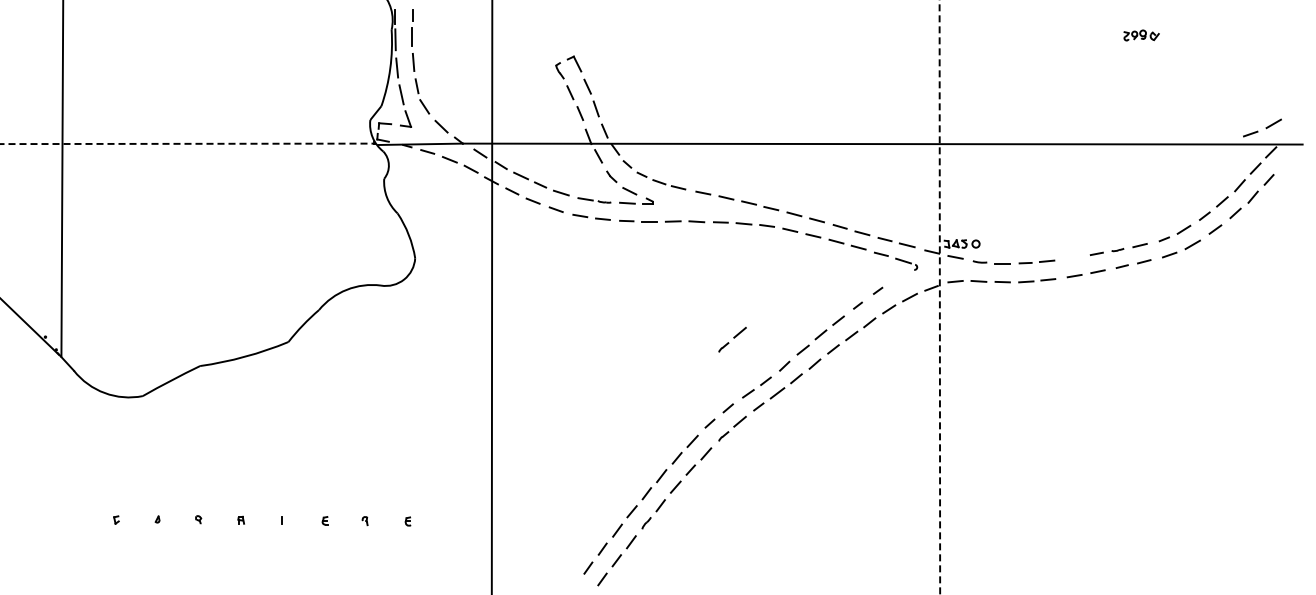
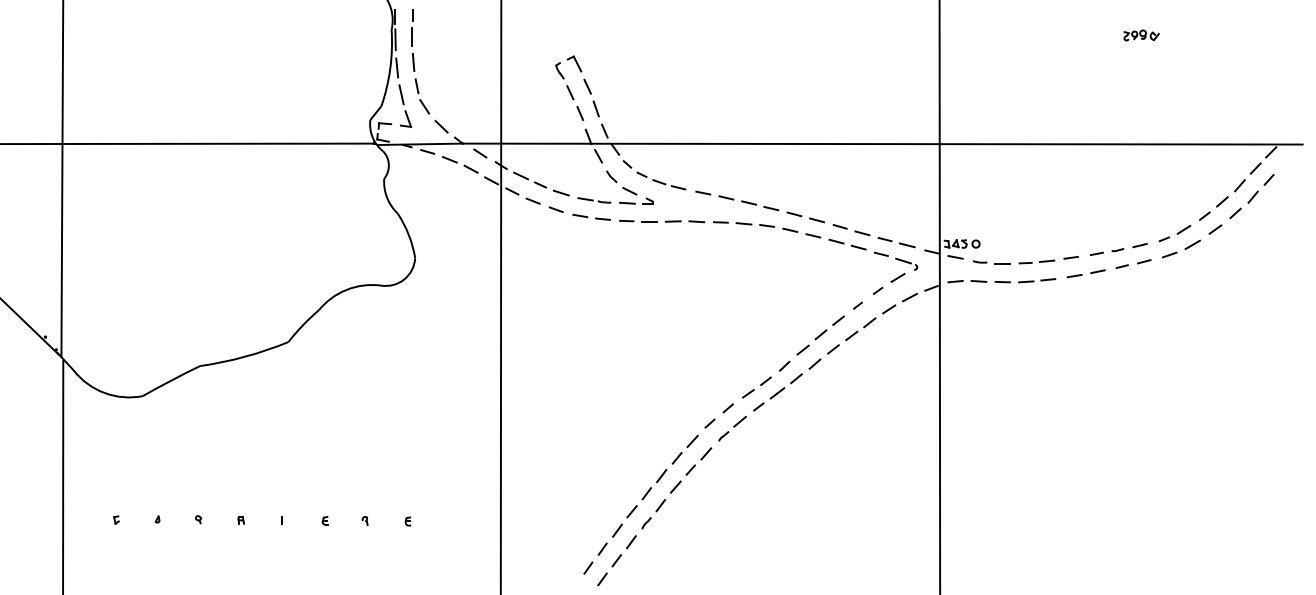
part: present -> none (1262, 127)
line: dashed -> solid (188, 143)
line: none -> present (1070, 257)
line: none -> present (897, 277)
line position: (491, 296) -> (500, 296) (500, 296)
line: dashed -> solid (939, 298)
line: present -> none (733, 338)
line: none -> present (63, 475)
